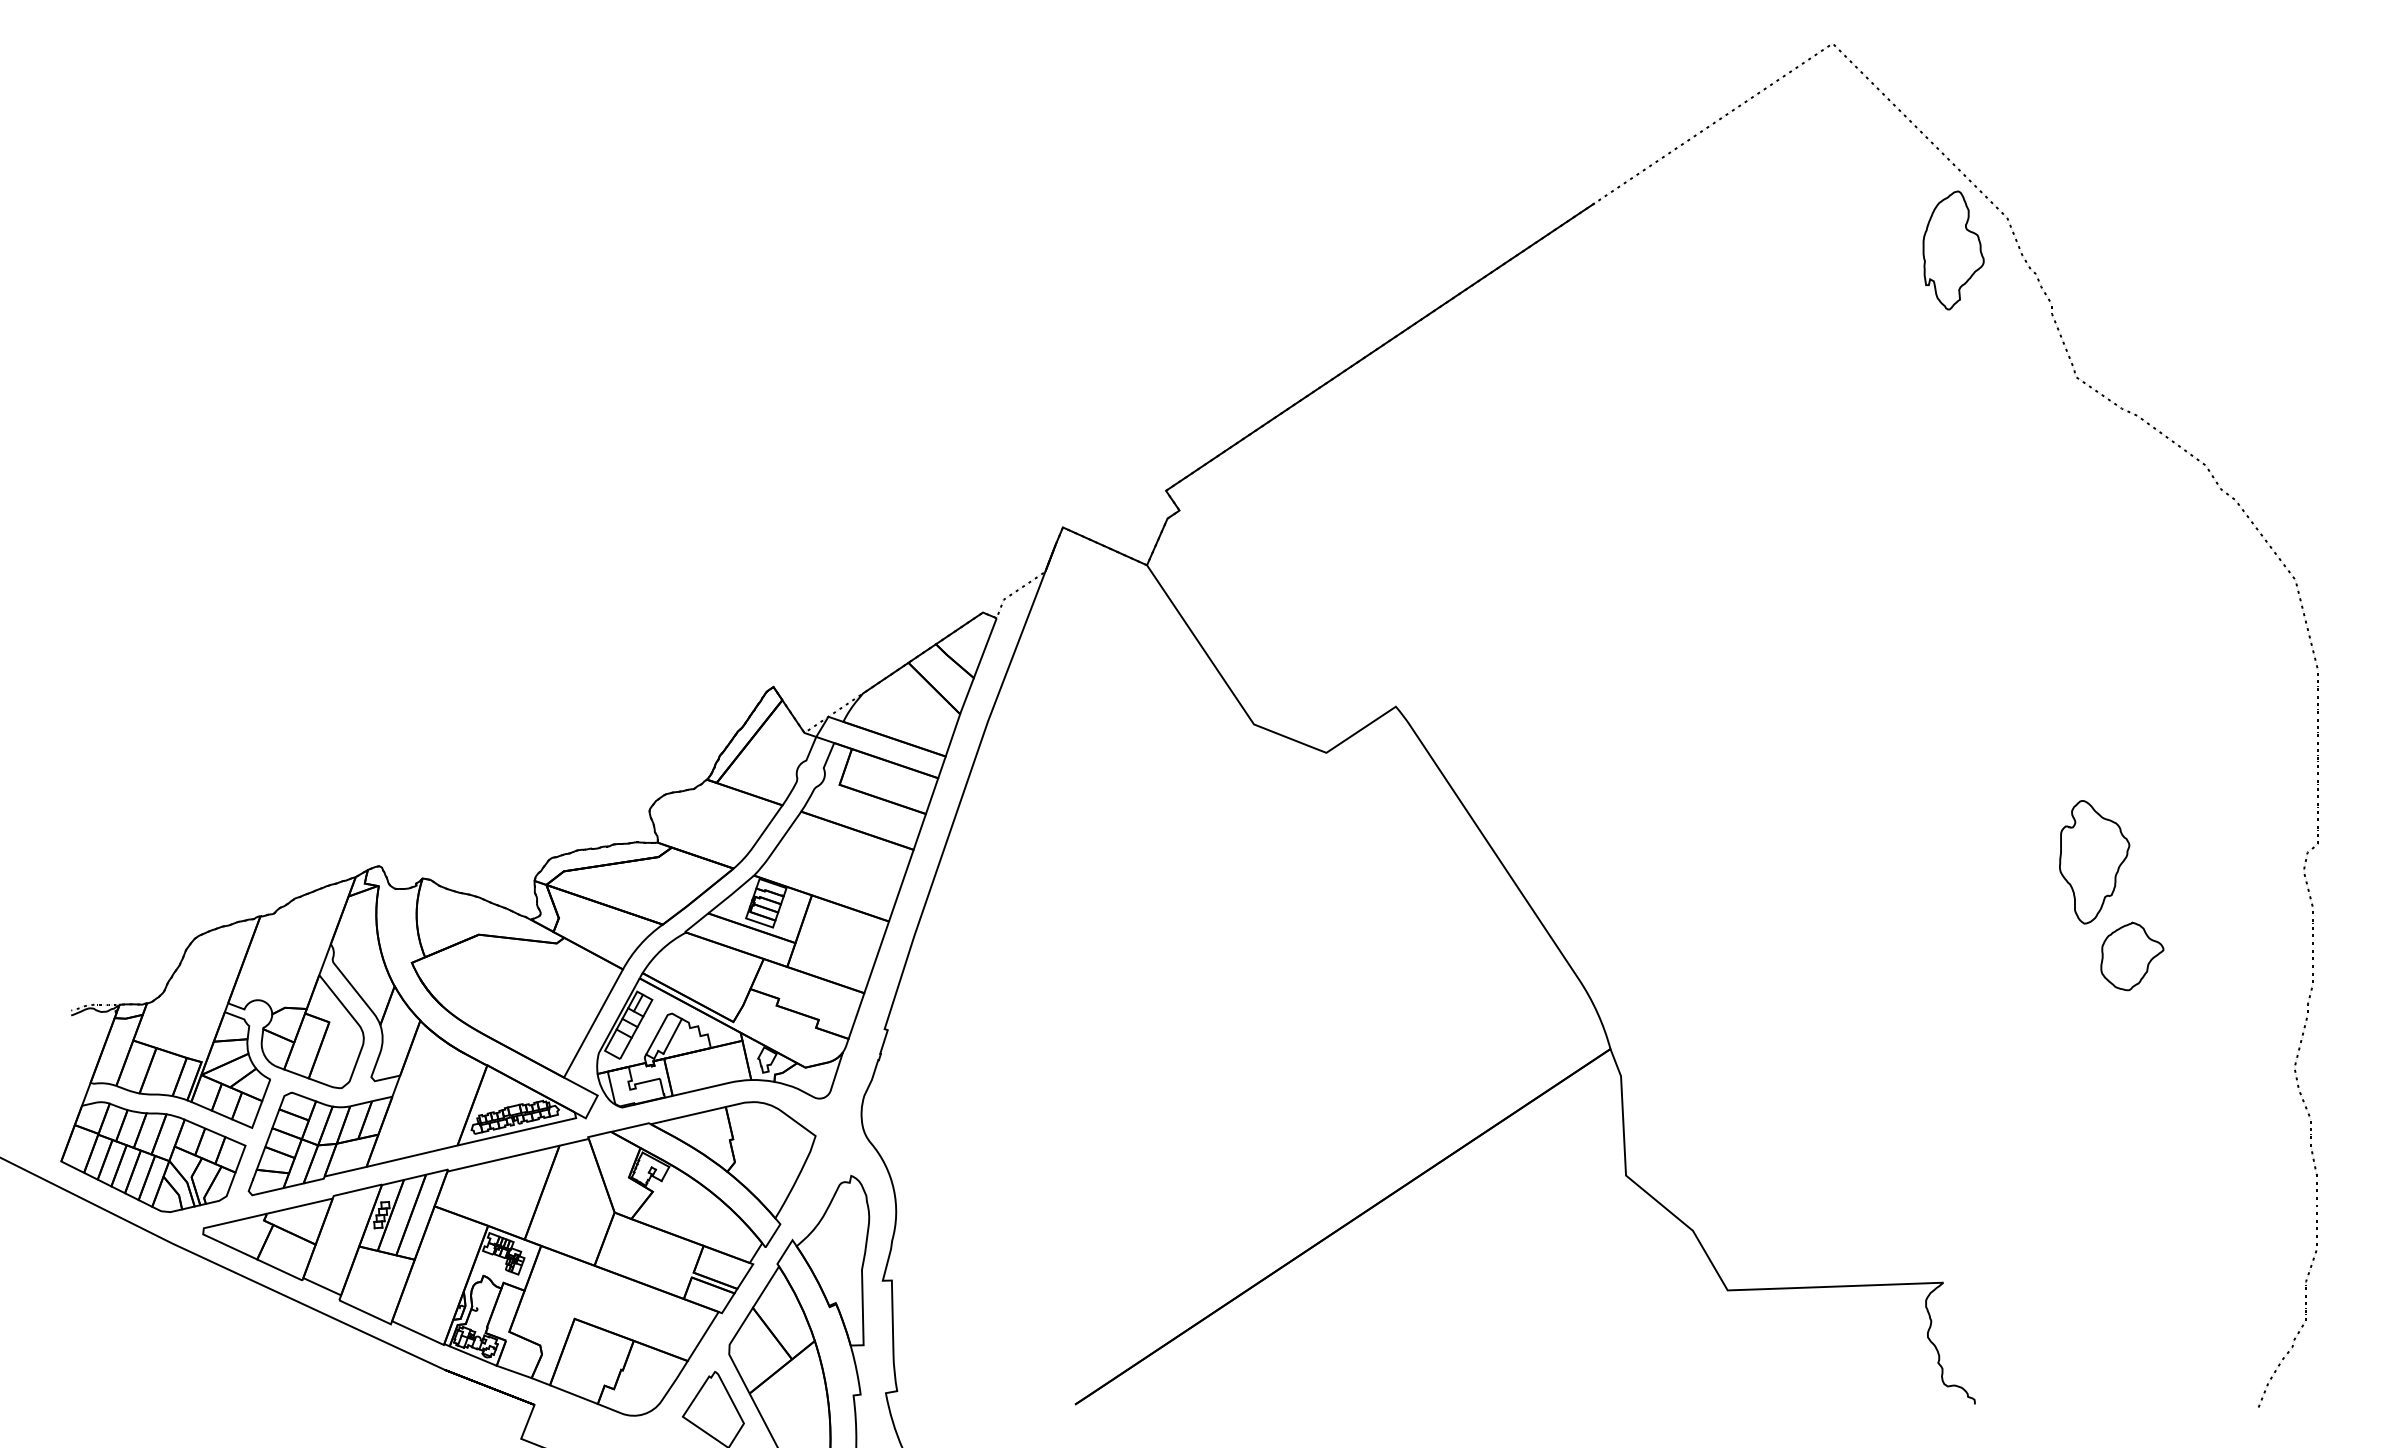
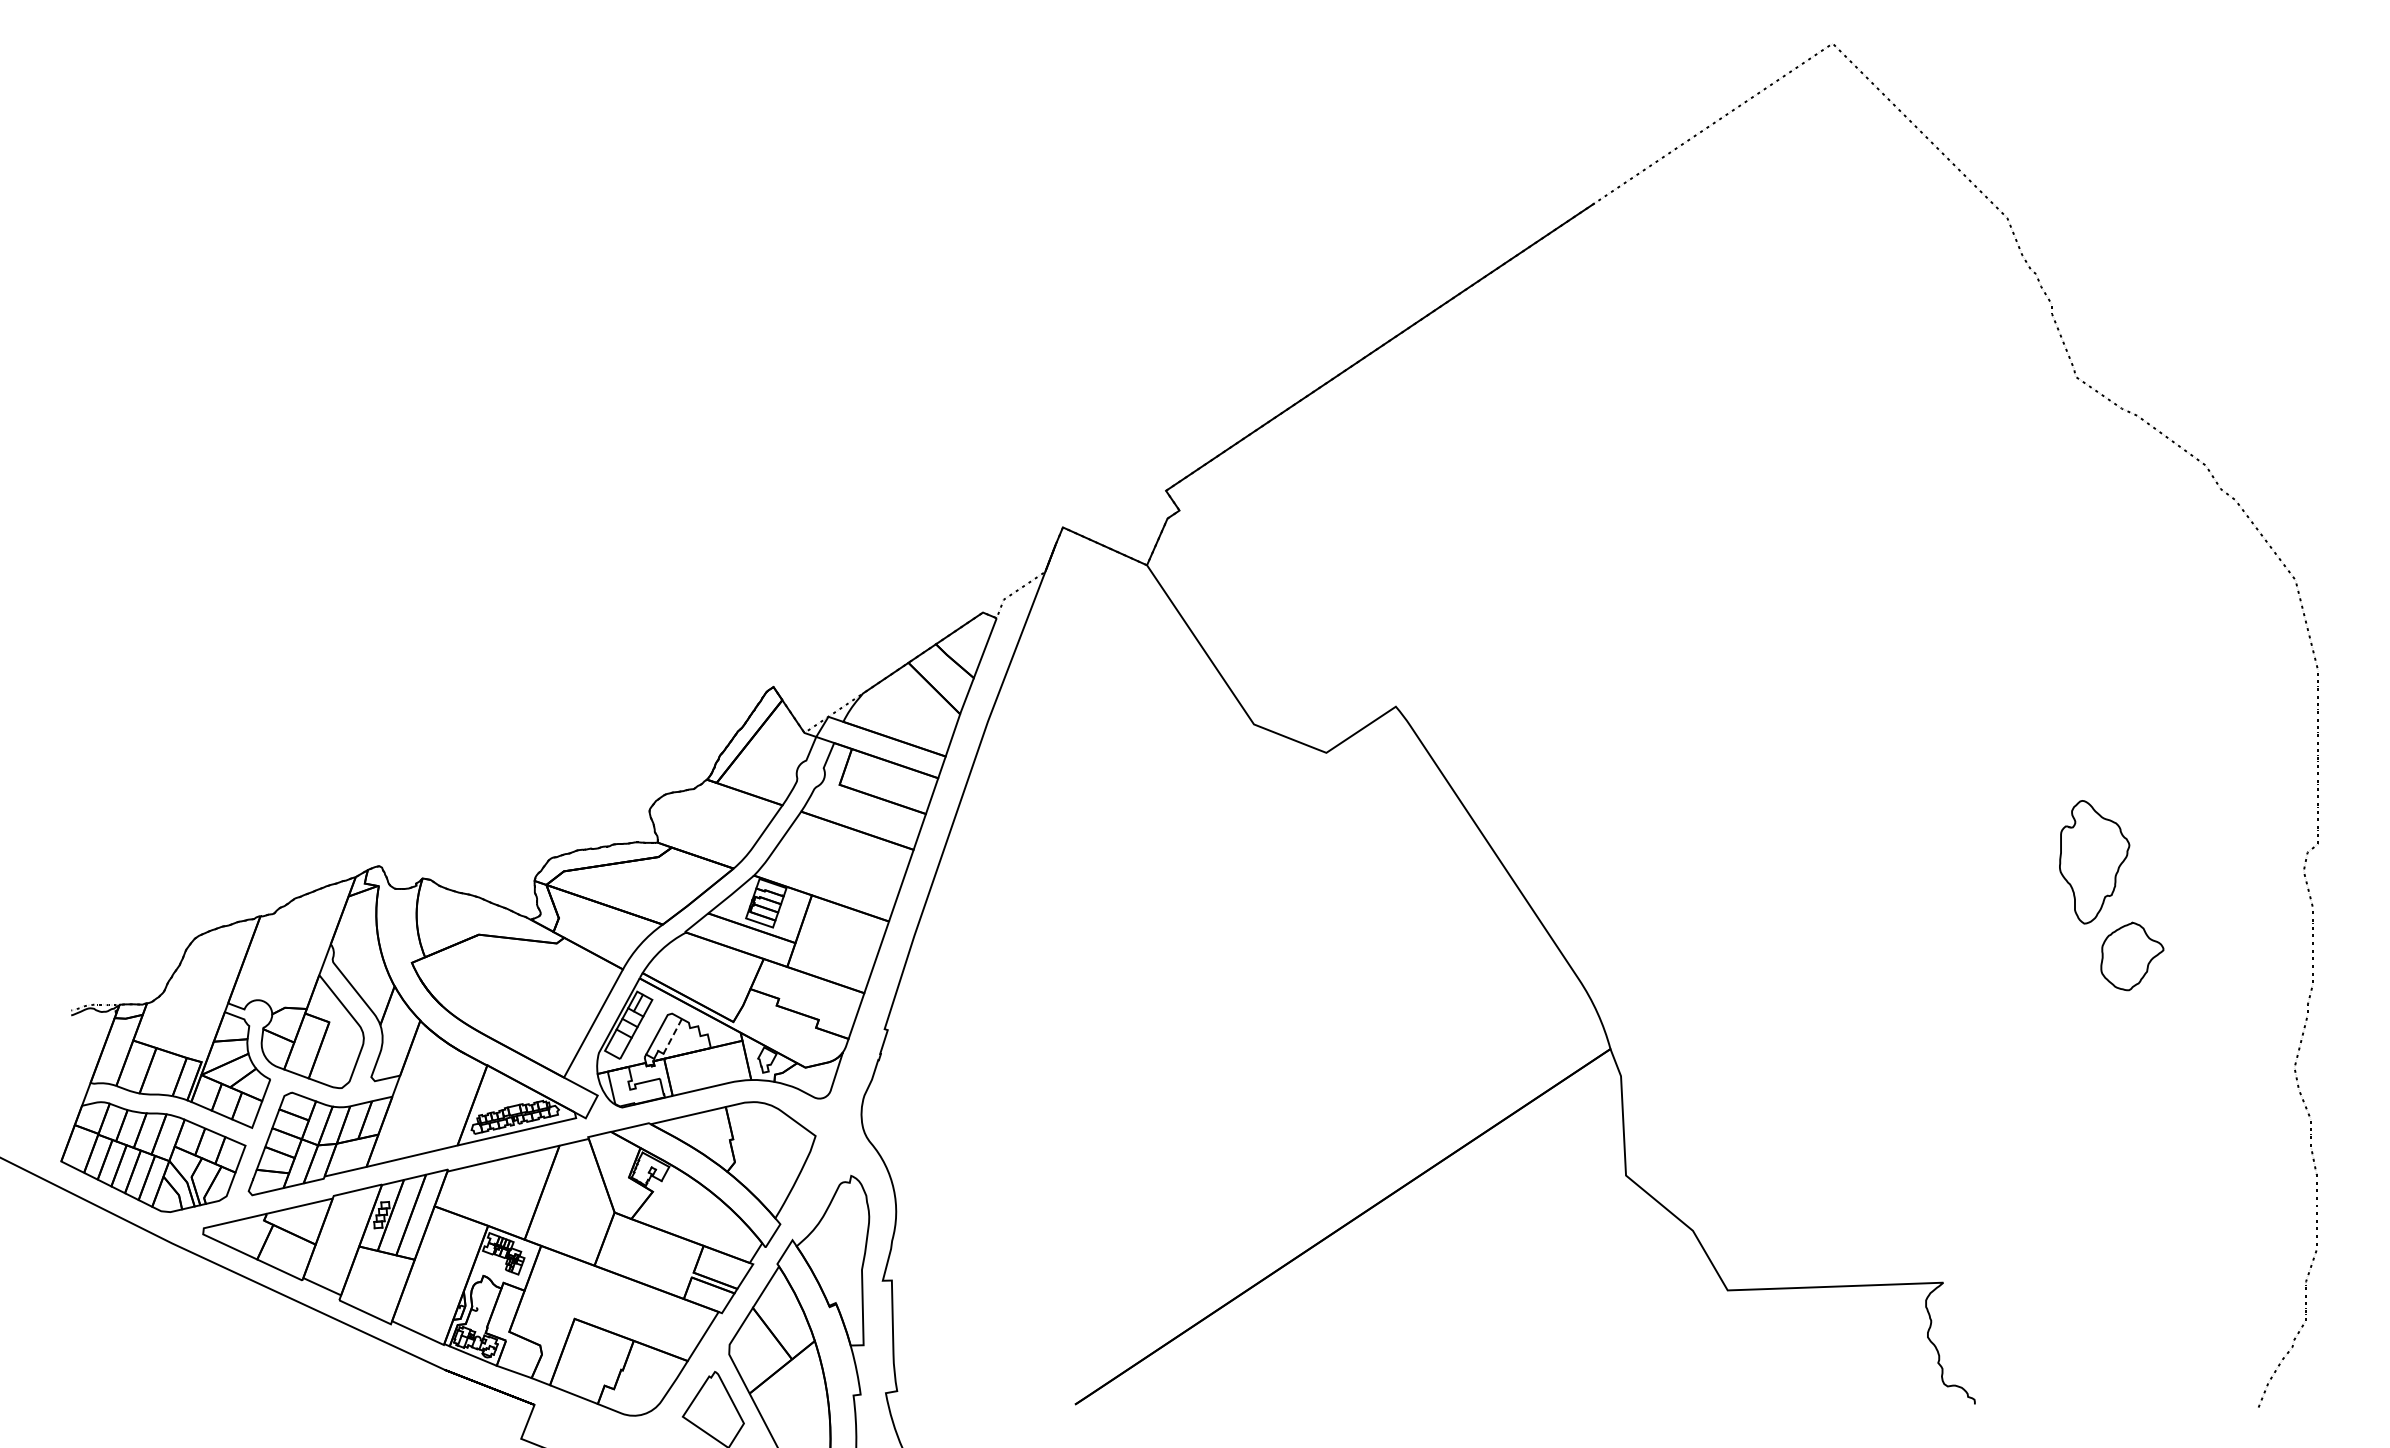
part: present -> none (1953, 250)
line: solid -> dashed (672, 1036)
